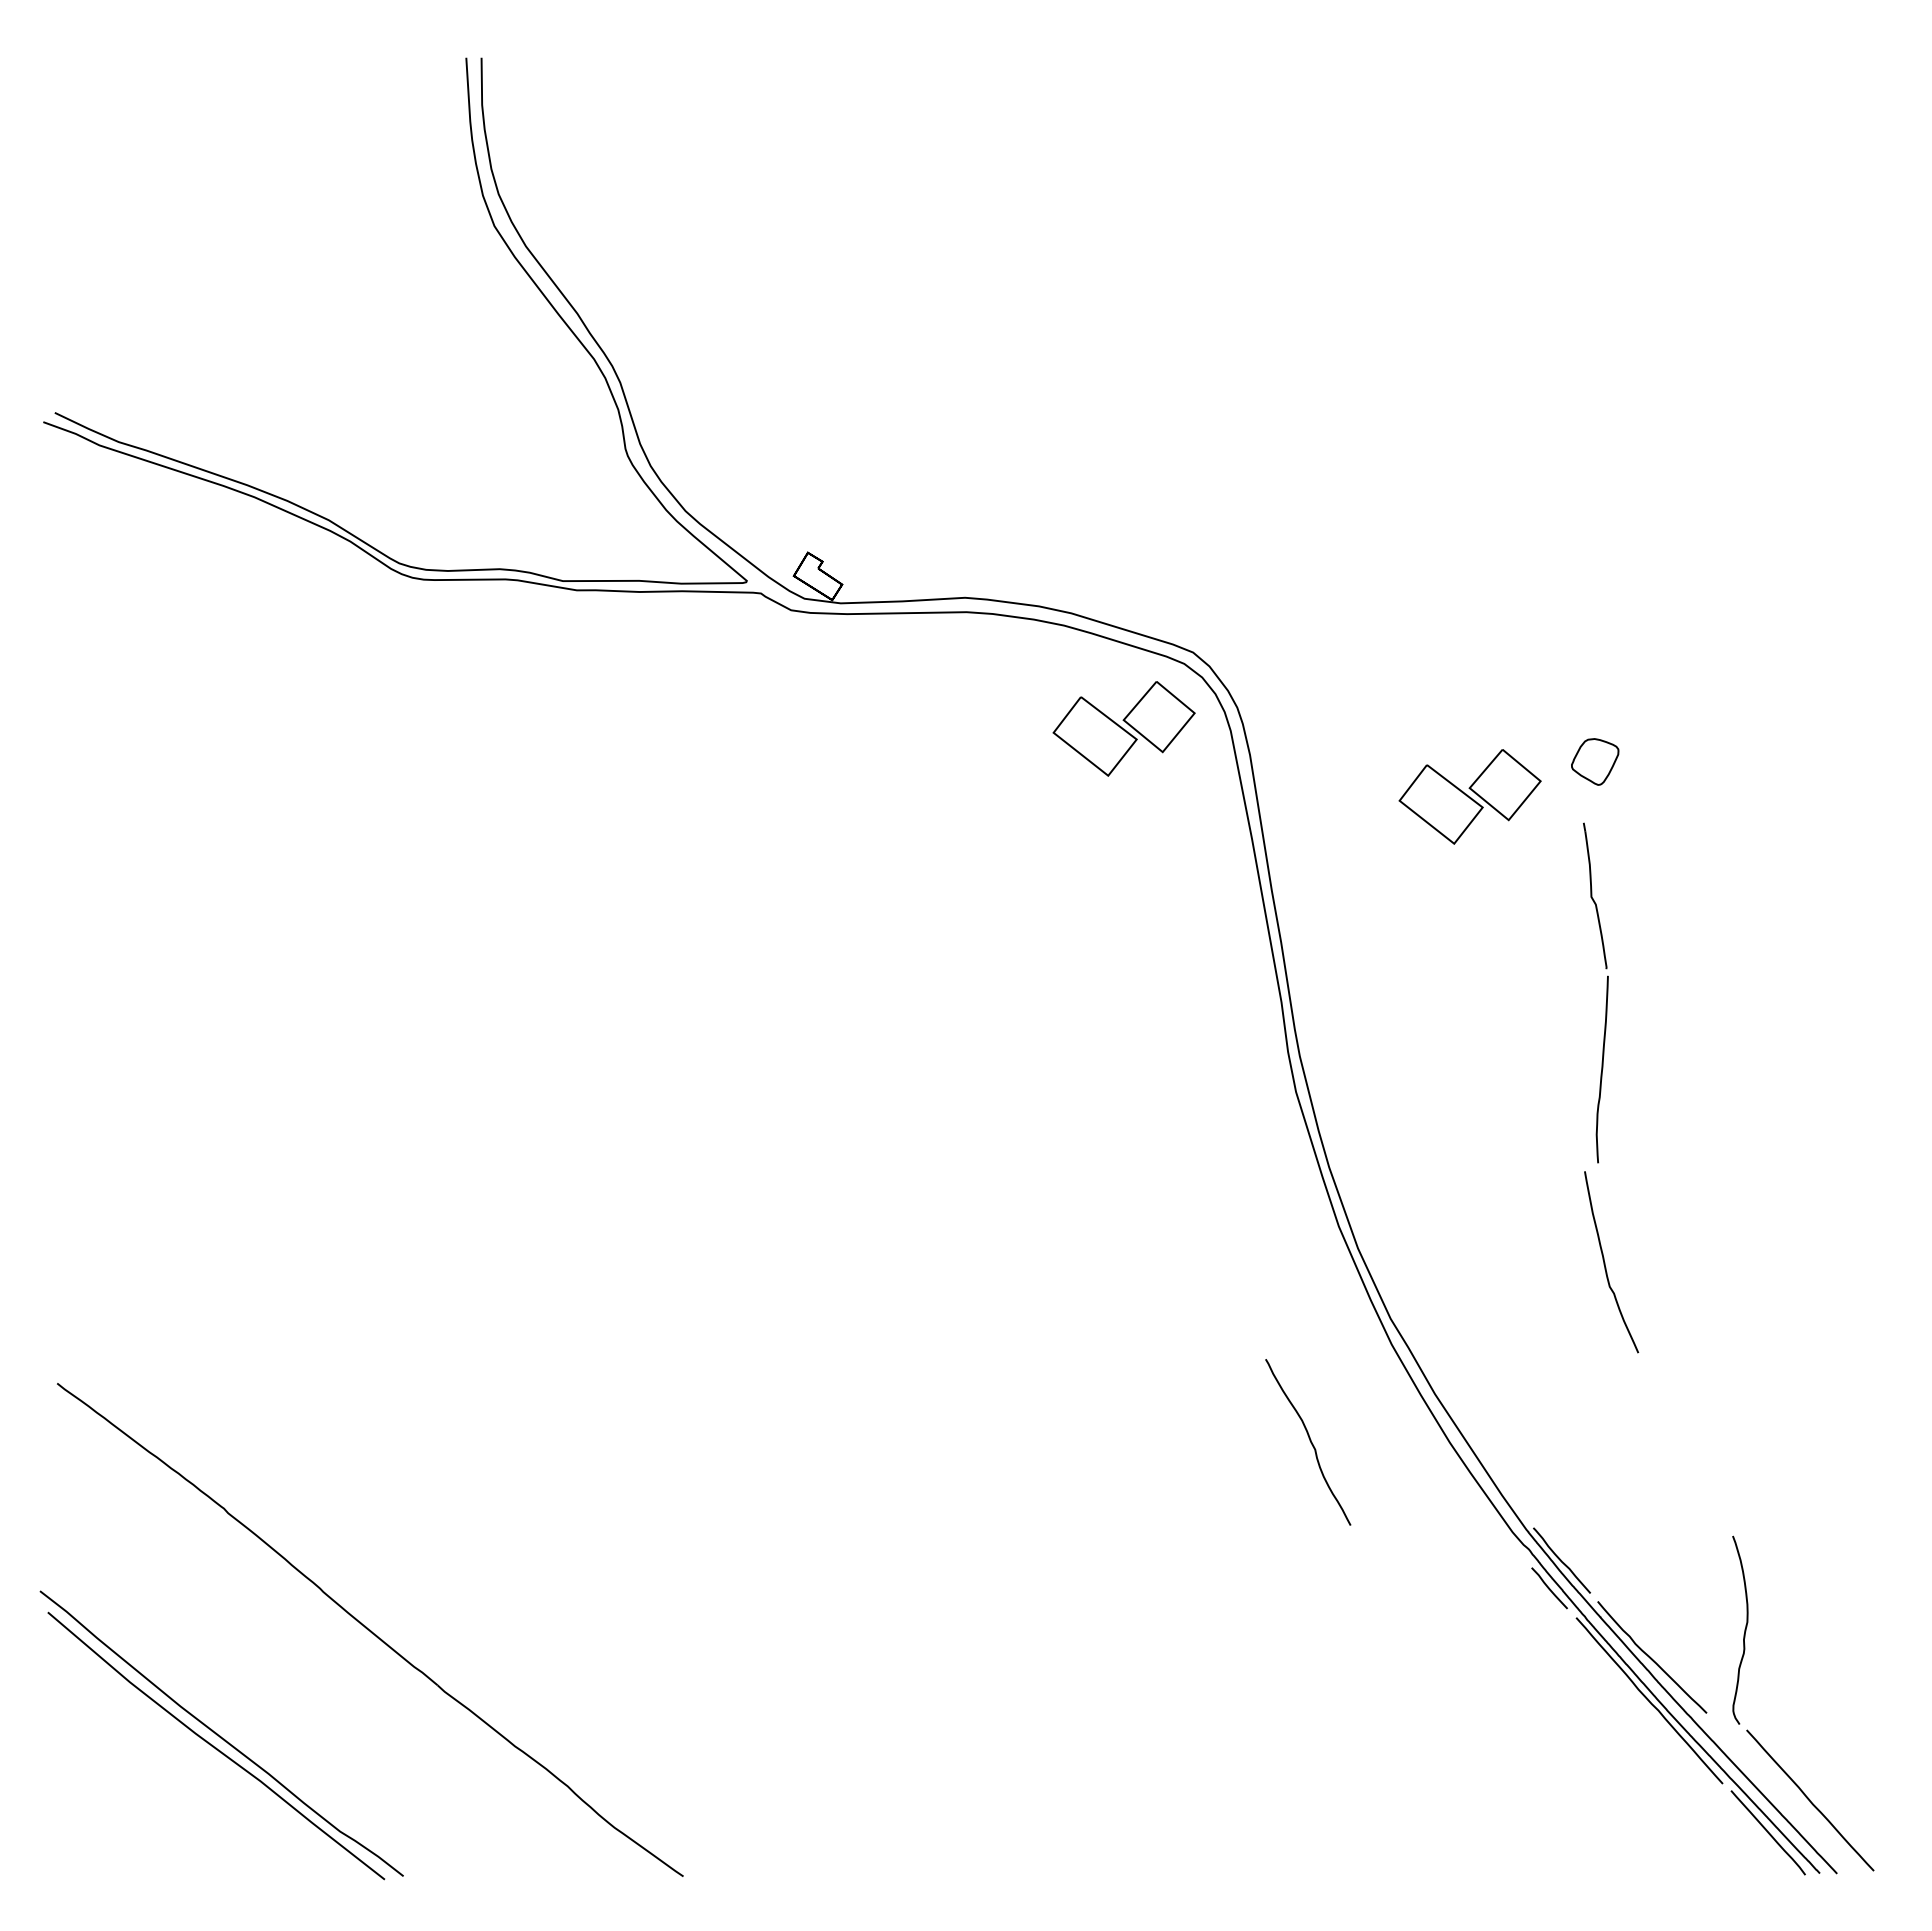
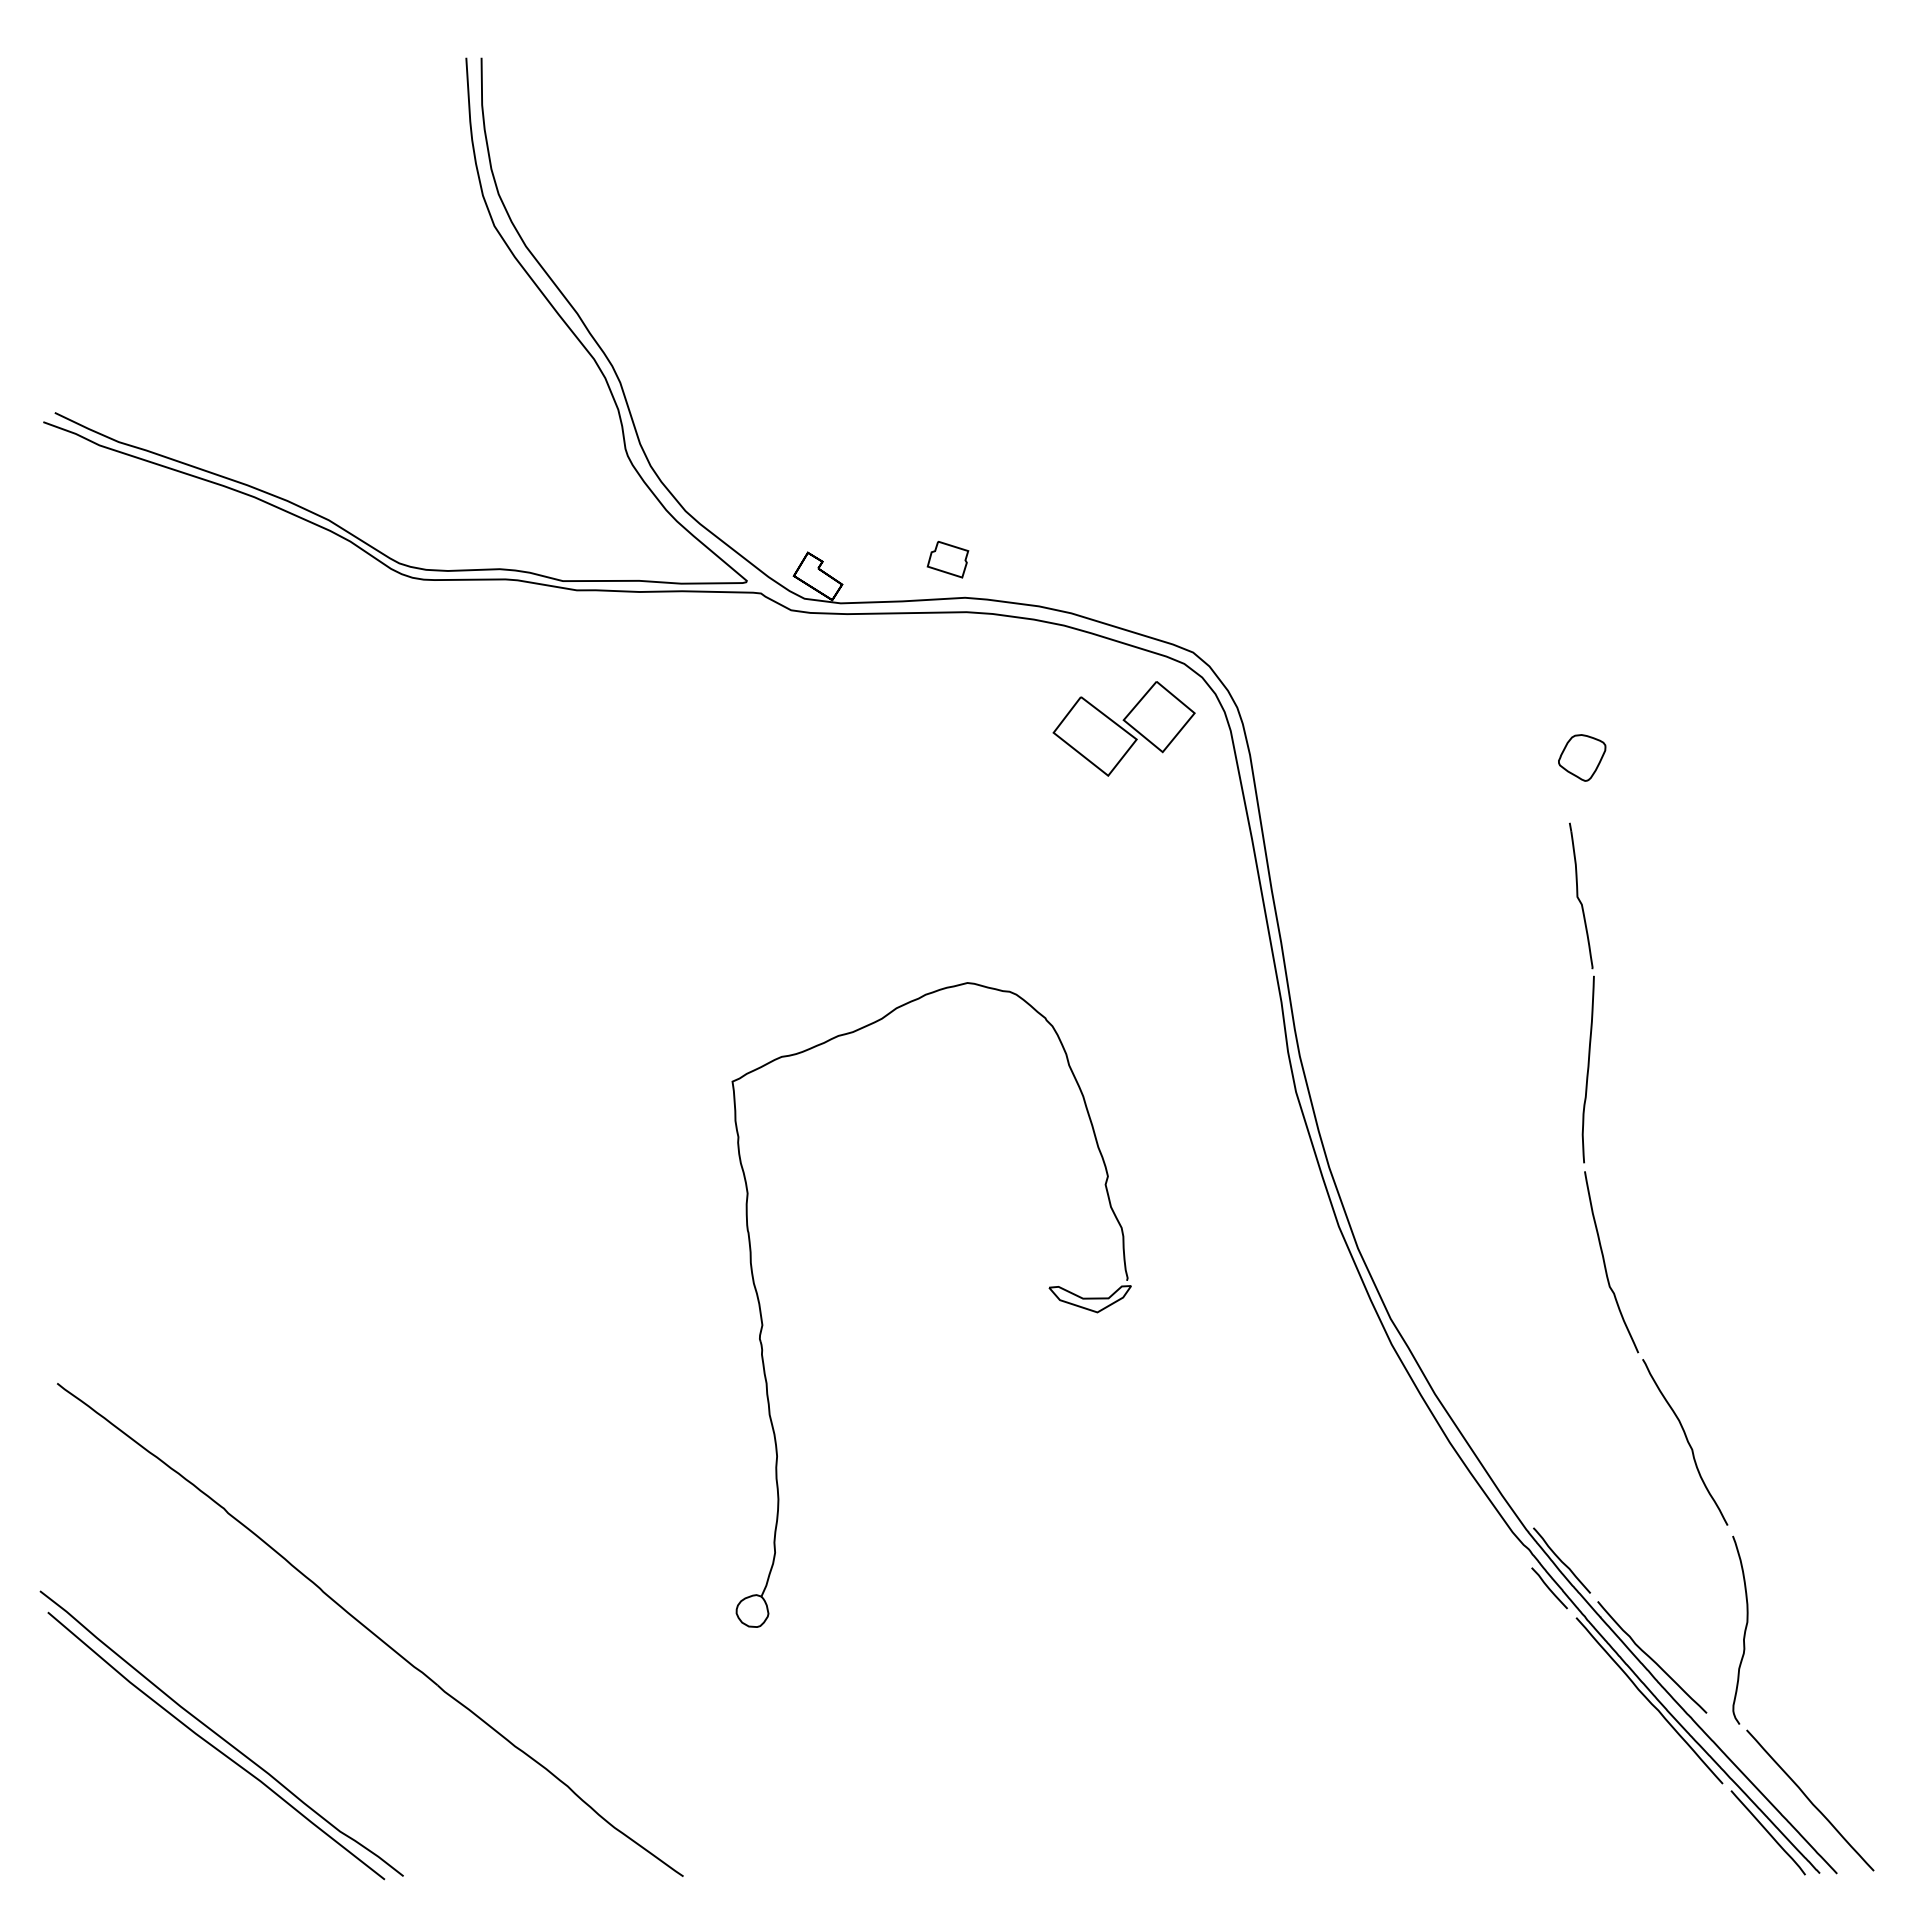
part: none -> present (947, 559)
part position: (1595, 761) -> (1582, 757) (1582, 757)
part: present -> none (1469, 796)
part position: (1606, 992) -> (1592, 992) (1592, 992)
part: none -> present (1048, 1288)
curve position: (1310, 1442) -> (1687, 1442) (1687, 1442)
